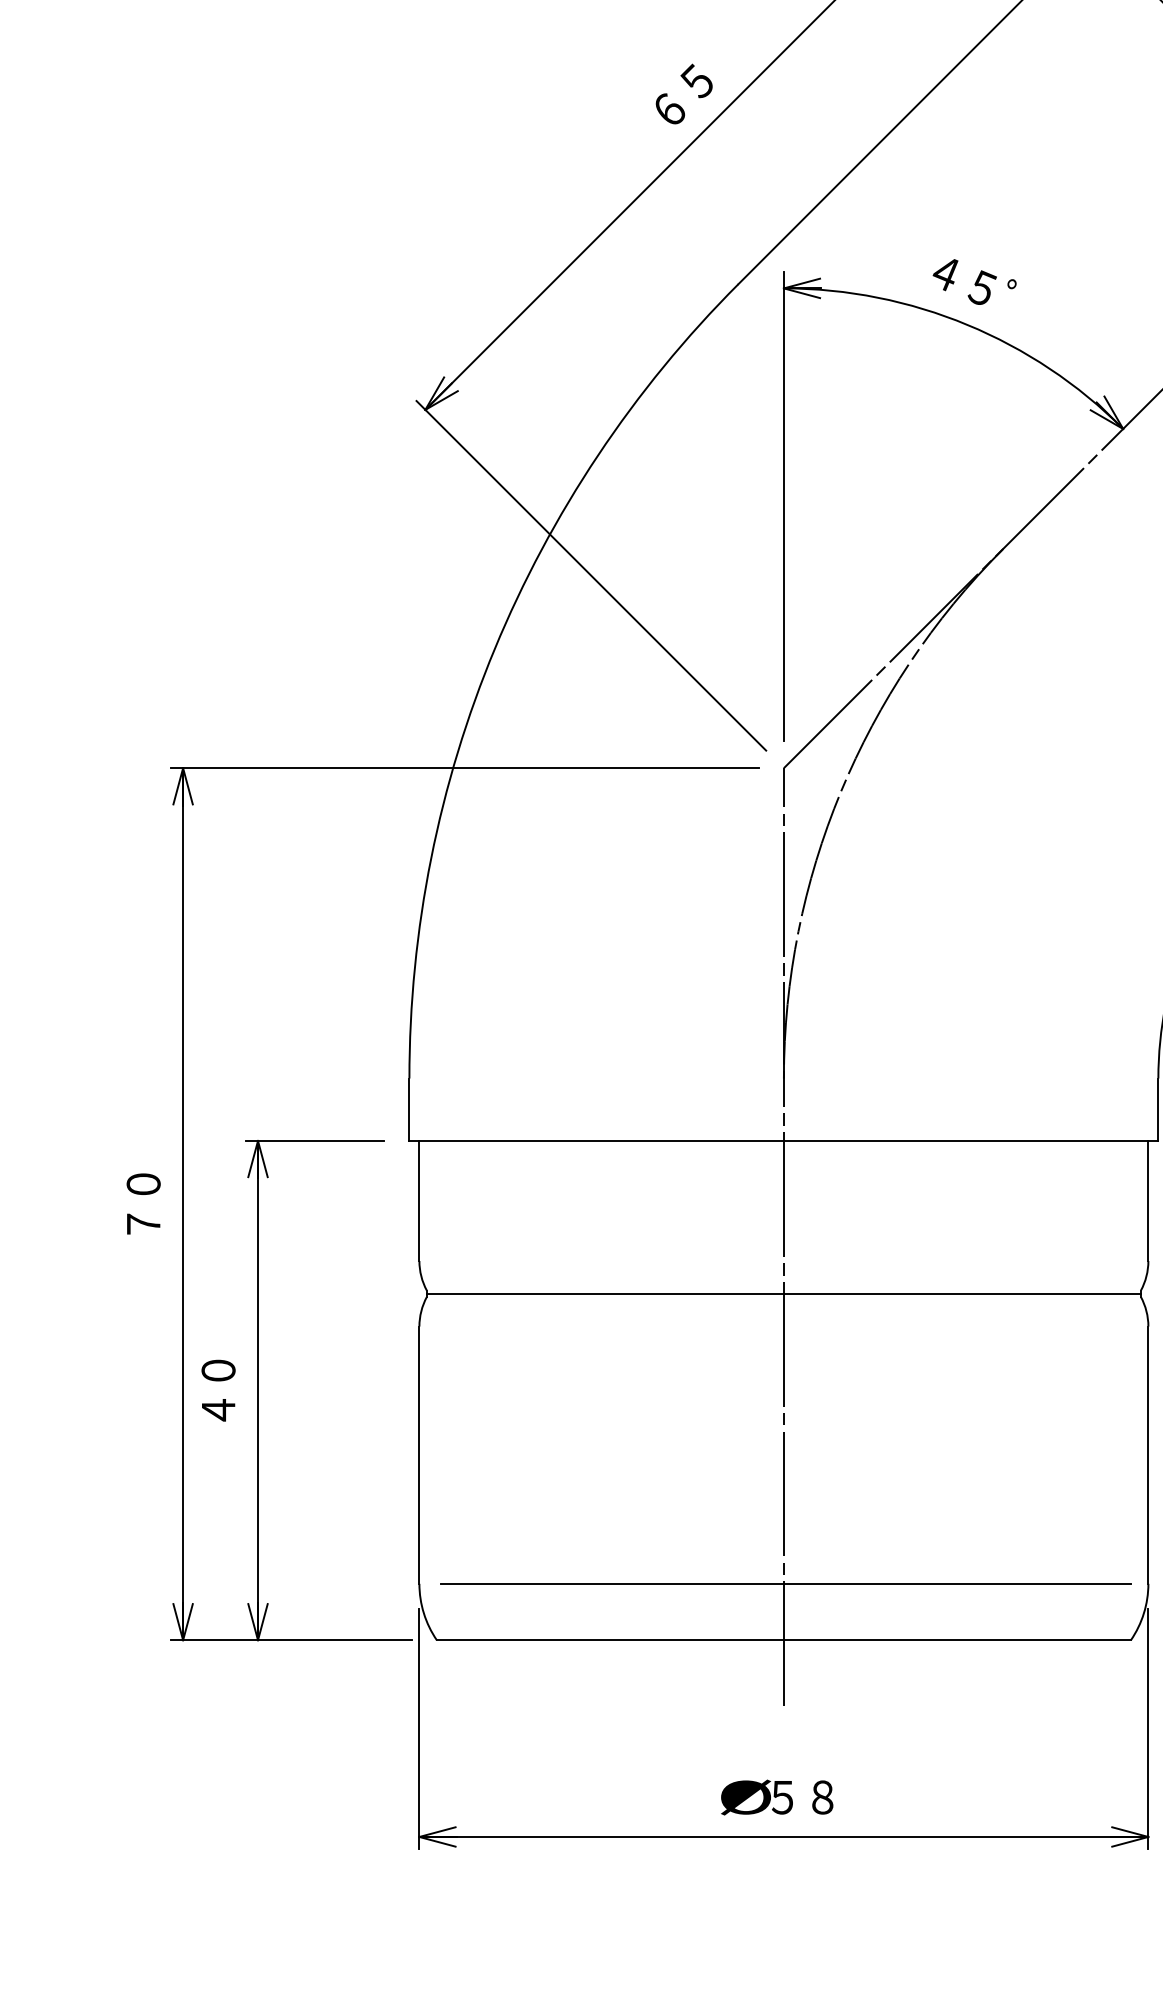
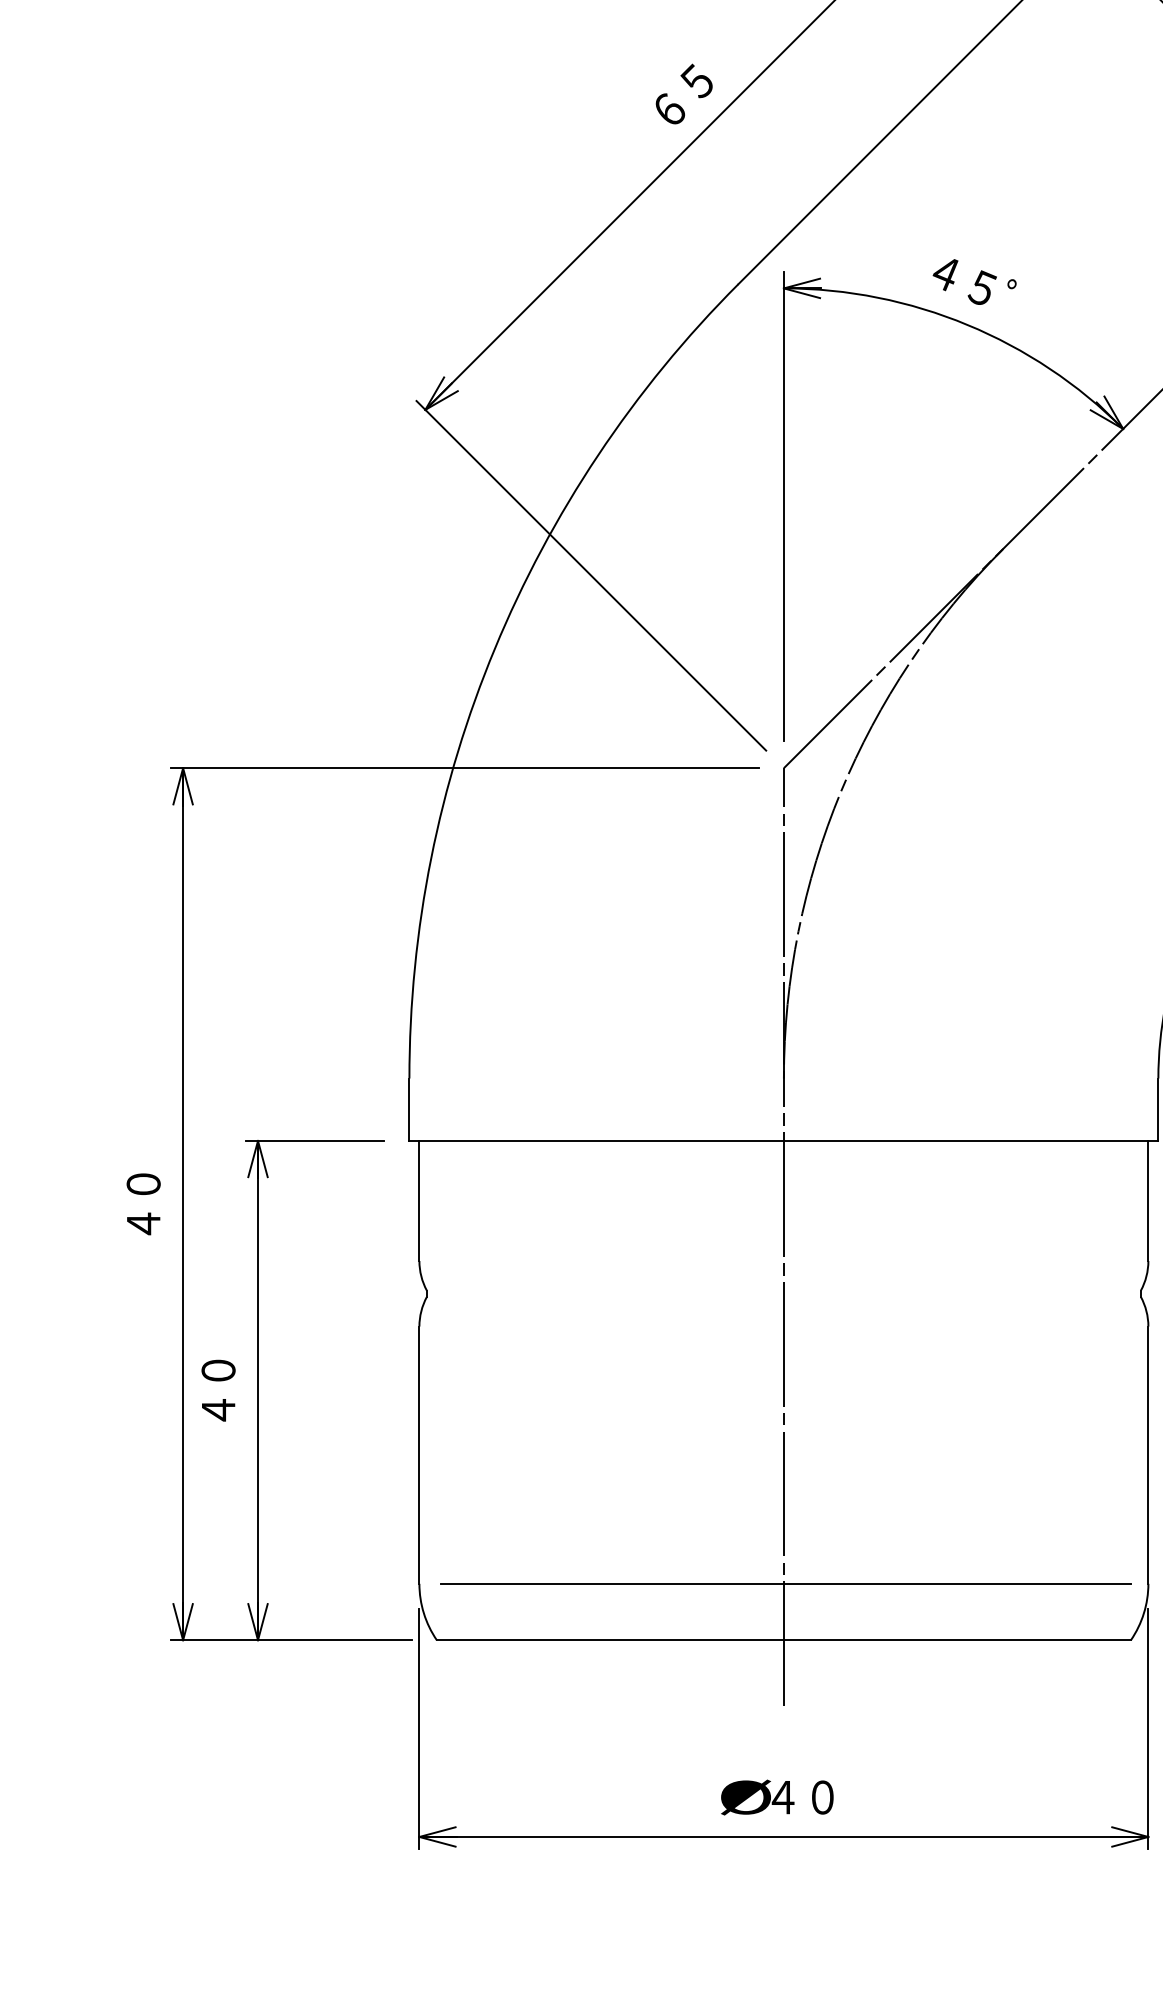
text: ７０ -> ４０ (143, 1223)
line: present -> none (783, 1293)
text: ５８ -> ４０ (802, 1797)
